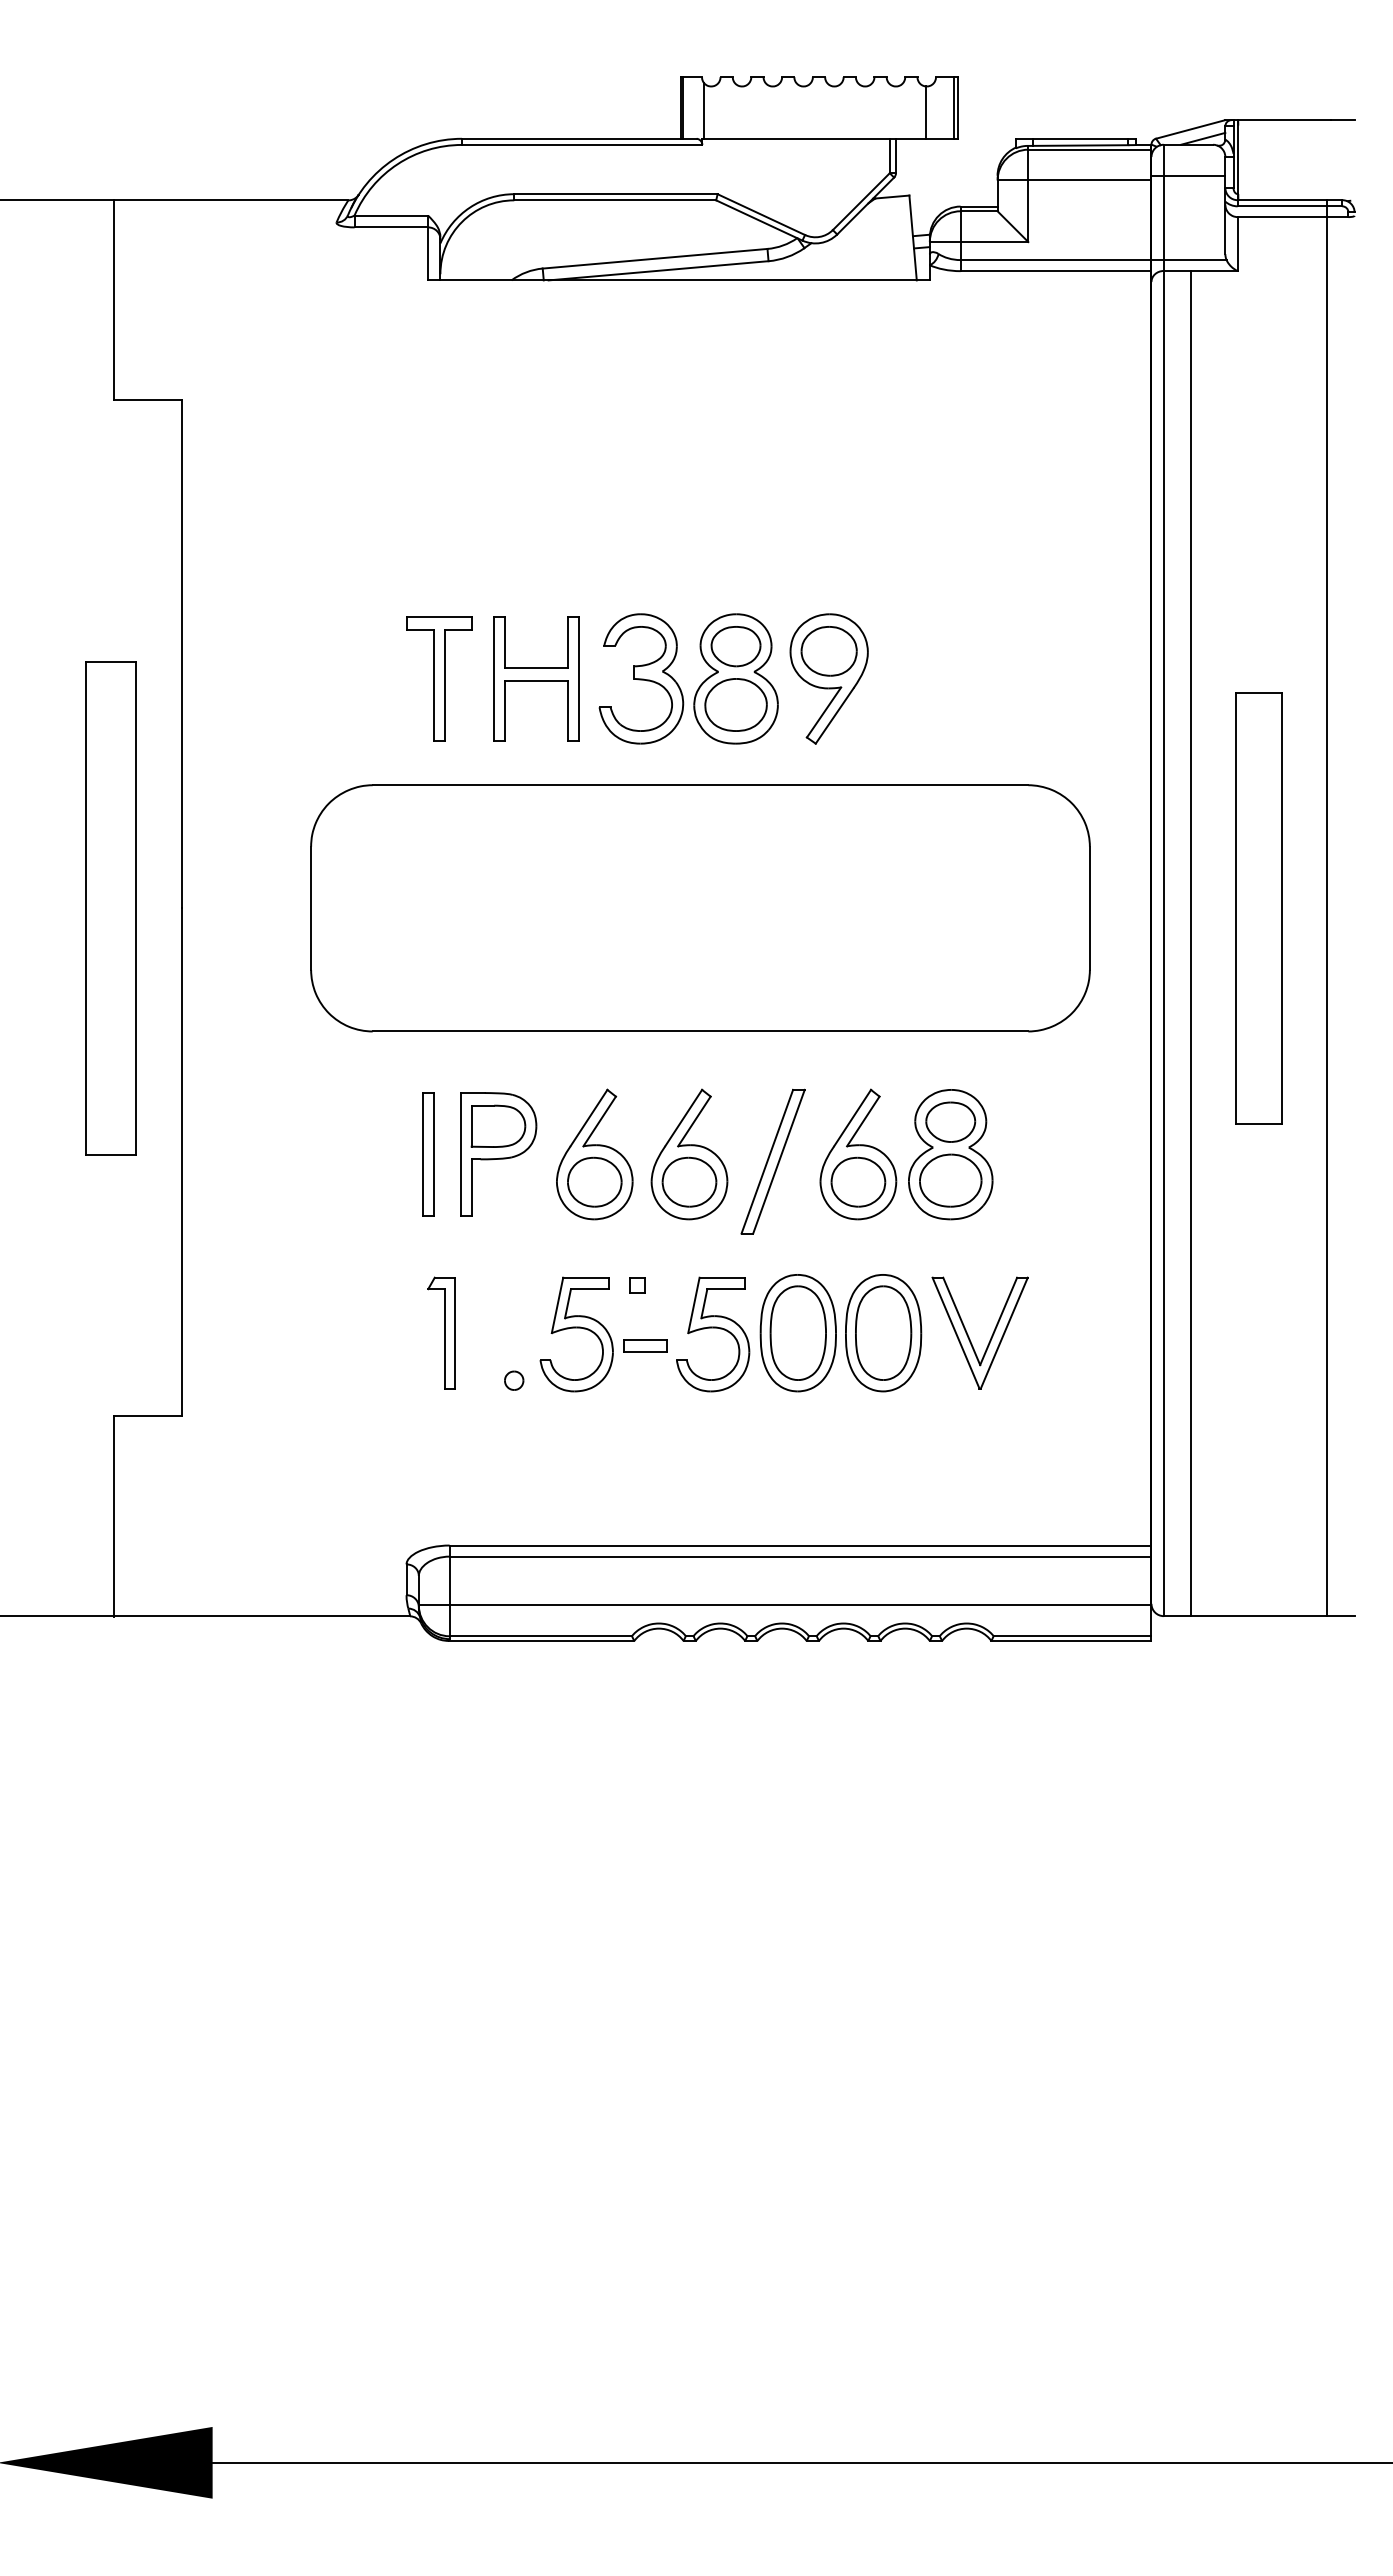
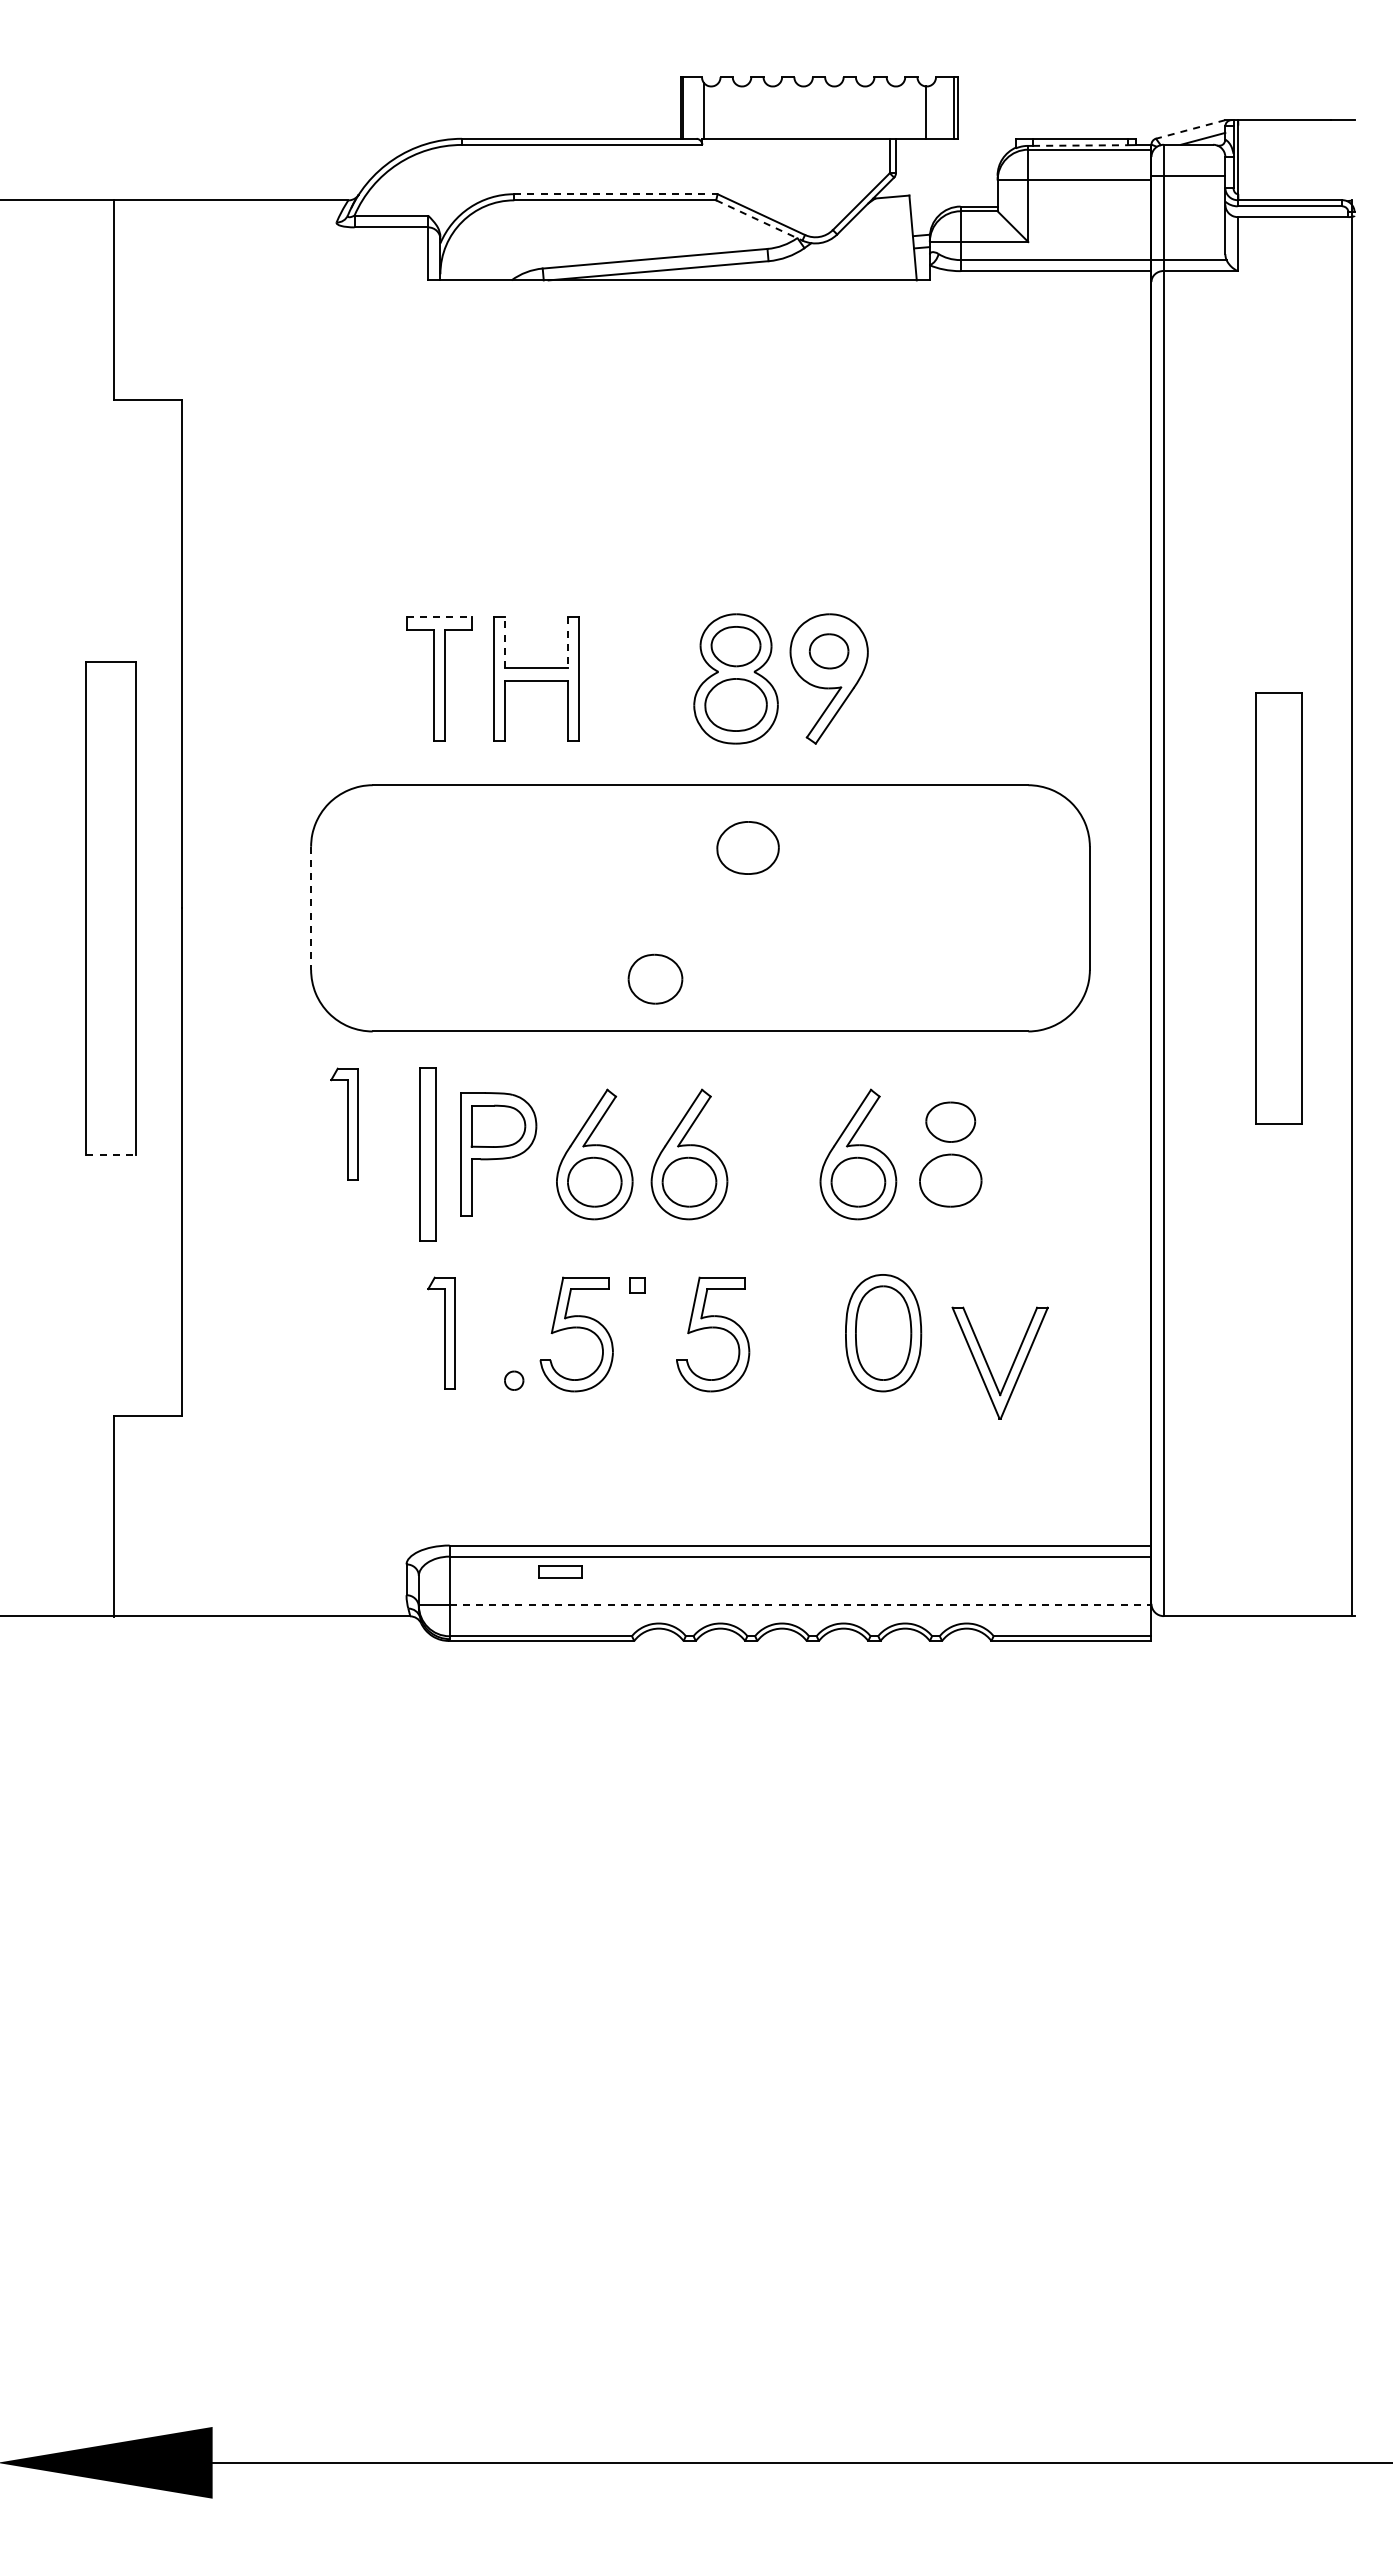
line: solid -> dashed (1190, 129)
line: solid -> dashed (1080, 145)
line: solid -> dashed (615, 194)
line: solid -> dashed (759, 220)
line: solid -> dashed (439, 617)
line: solid -> dashed (504, 642)
line: solid -> dashed (567, 643)
part size: 58x51 px -> 42x37 px (828, 651)
part: present -> none (641, 678)
part: none -> present (747, 847)
line: solid -> dashed (311, 908)
part position: (1258, 908) -> (1278, 908) (1278, 908)
line position: (1326, 908) -> (1351, 908) (1351, 908)
line: present -> none (1191, 943)
part: none -> present (655, 978)
part: none -> present (344, 1123)
line: solid -> dashed (111, 1154)
part size: 13x125 px -> 18x175 px (427, 1154)
part: present -> none (950, 1154)
part: present -> none (772, 1161)
part: present -> none (797, 1333)
part position: (969, 1336) -> (989, 1366) (989, 1366)
part position: (645, 1345) -> (560, 1571) (560, 1571)
line: solid -> dashed (800, 1605)
